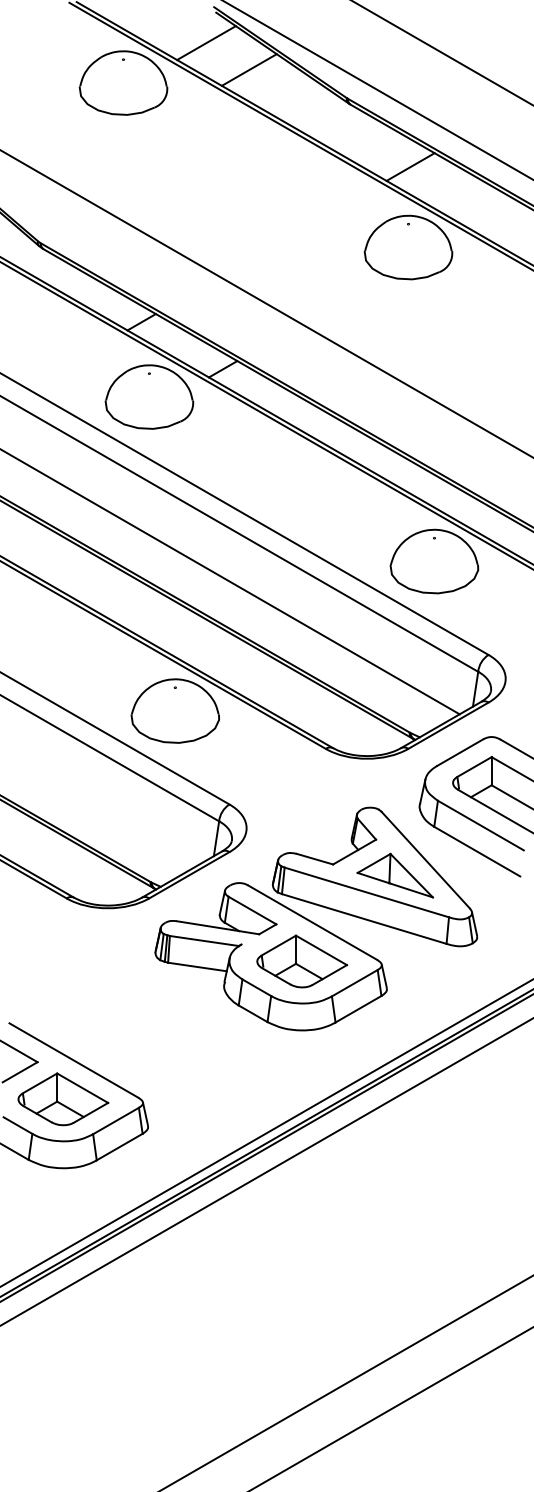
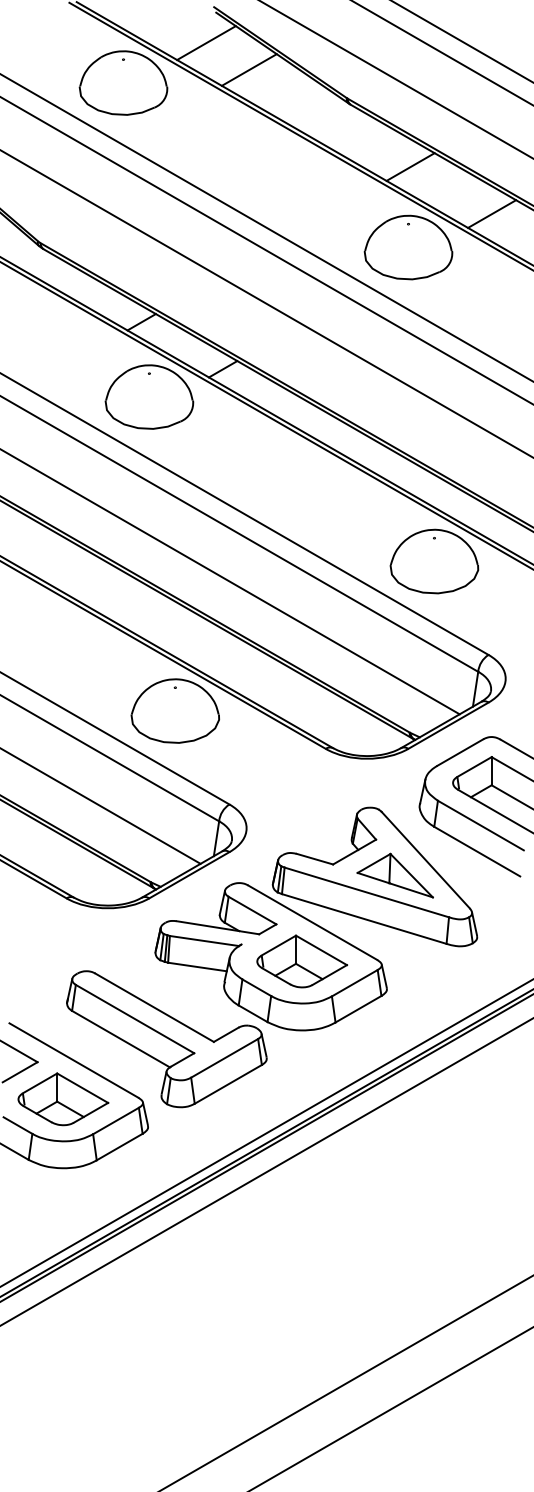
line: none -> present (462, 41)
line position: (377, 90) -> (396, 79) (396, 79)
line: none -> present (492, 213)
line: none -> present (266, 227)
line: none -> present (266, 250)
line: none -> present (101, 806)
part: none -> present (166, 1039)
